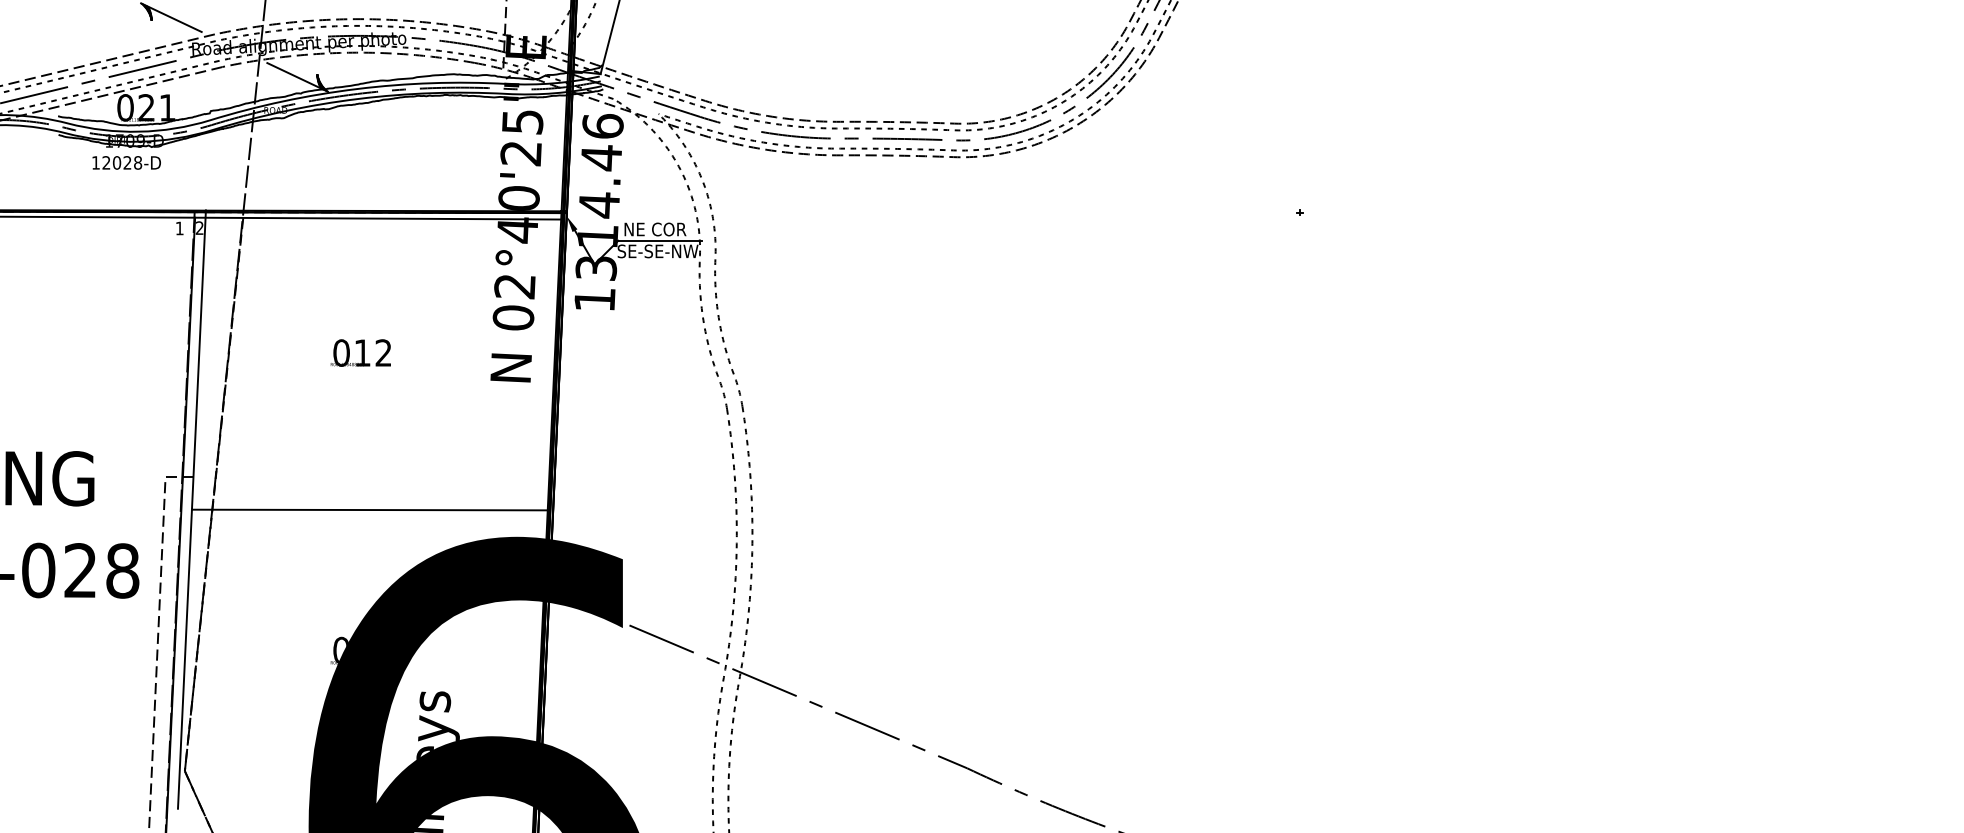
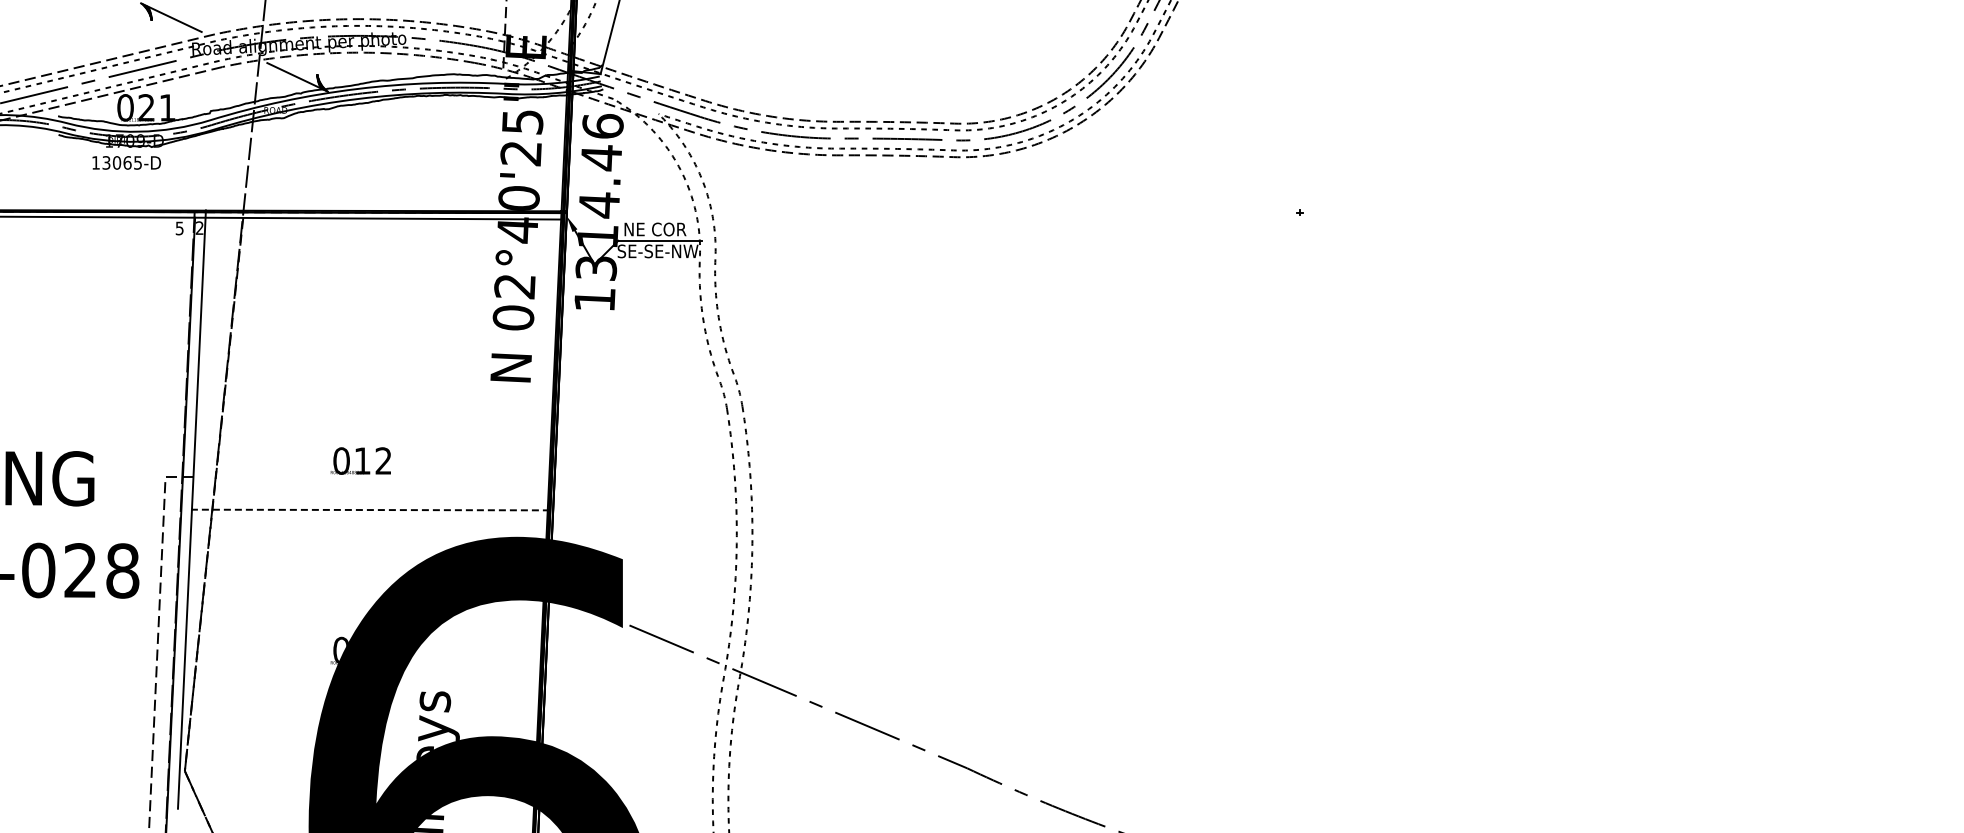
text: 12028-D -> 13065-D (122, 162)
text: 1 -> 5 (179, 228)
text position: (360, 352) -> (360, 460) (360, 460)
line: solid -> dashed (370, 510)
